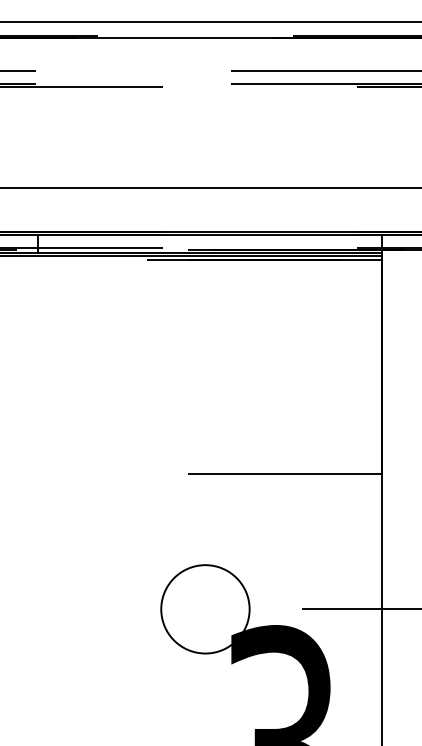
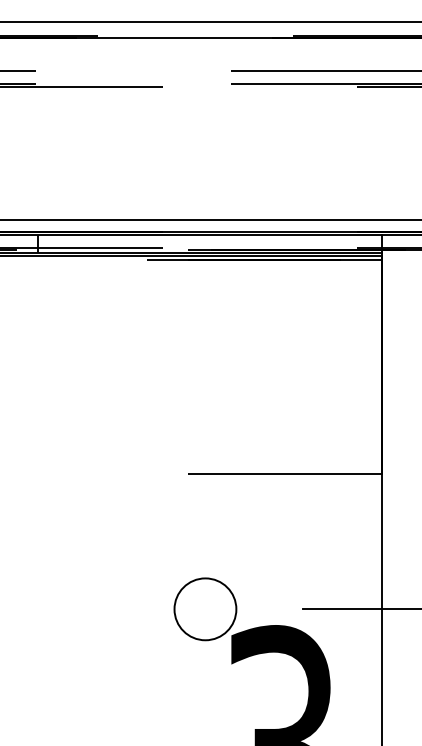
line position: (210, 188) -> (210, 220) (210, 220)
circle diameter: 88 px -> 62 px (205, 609)
